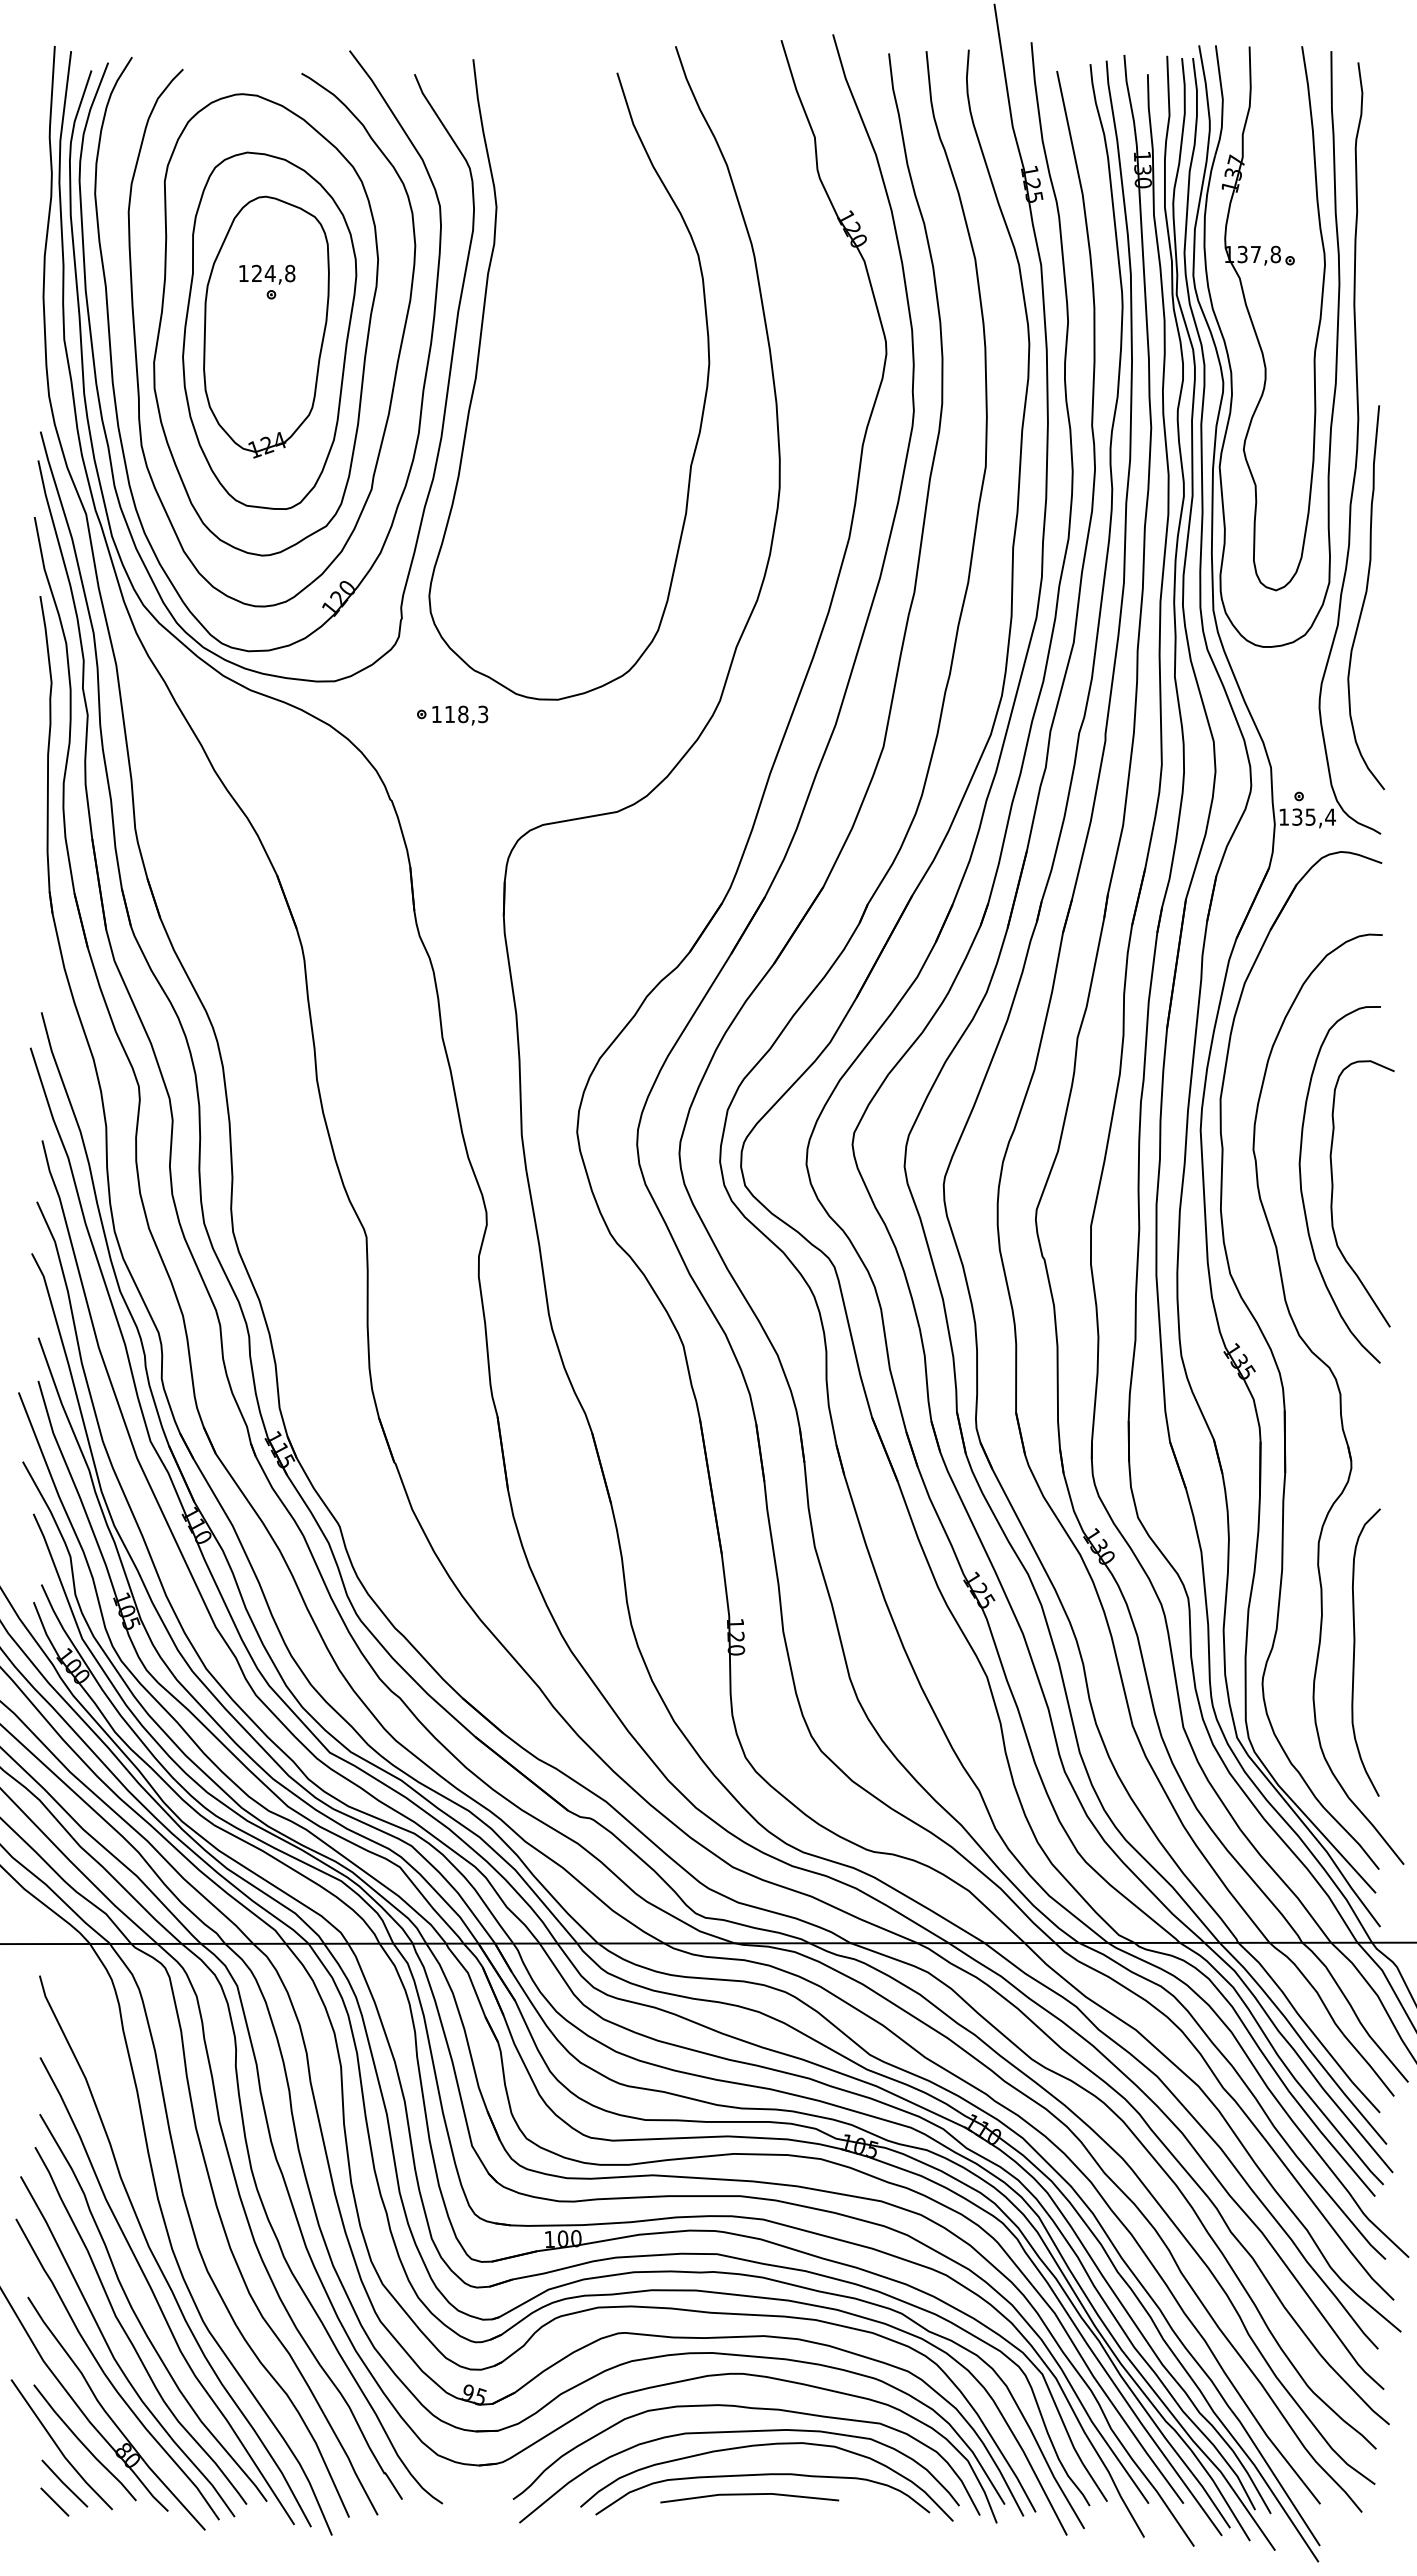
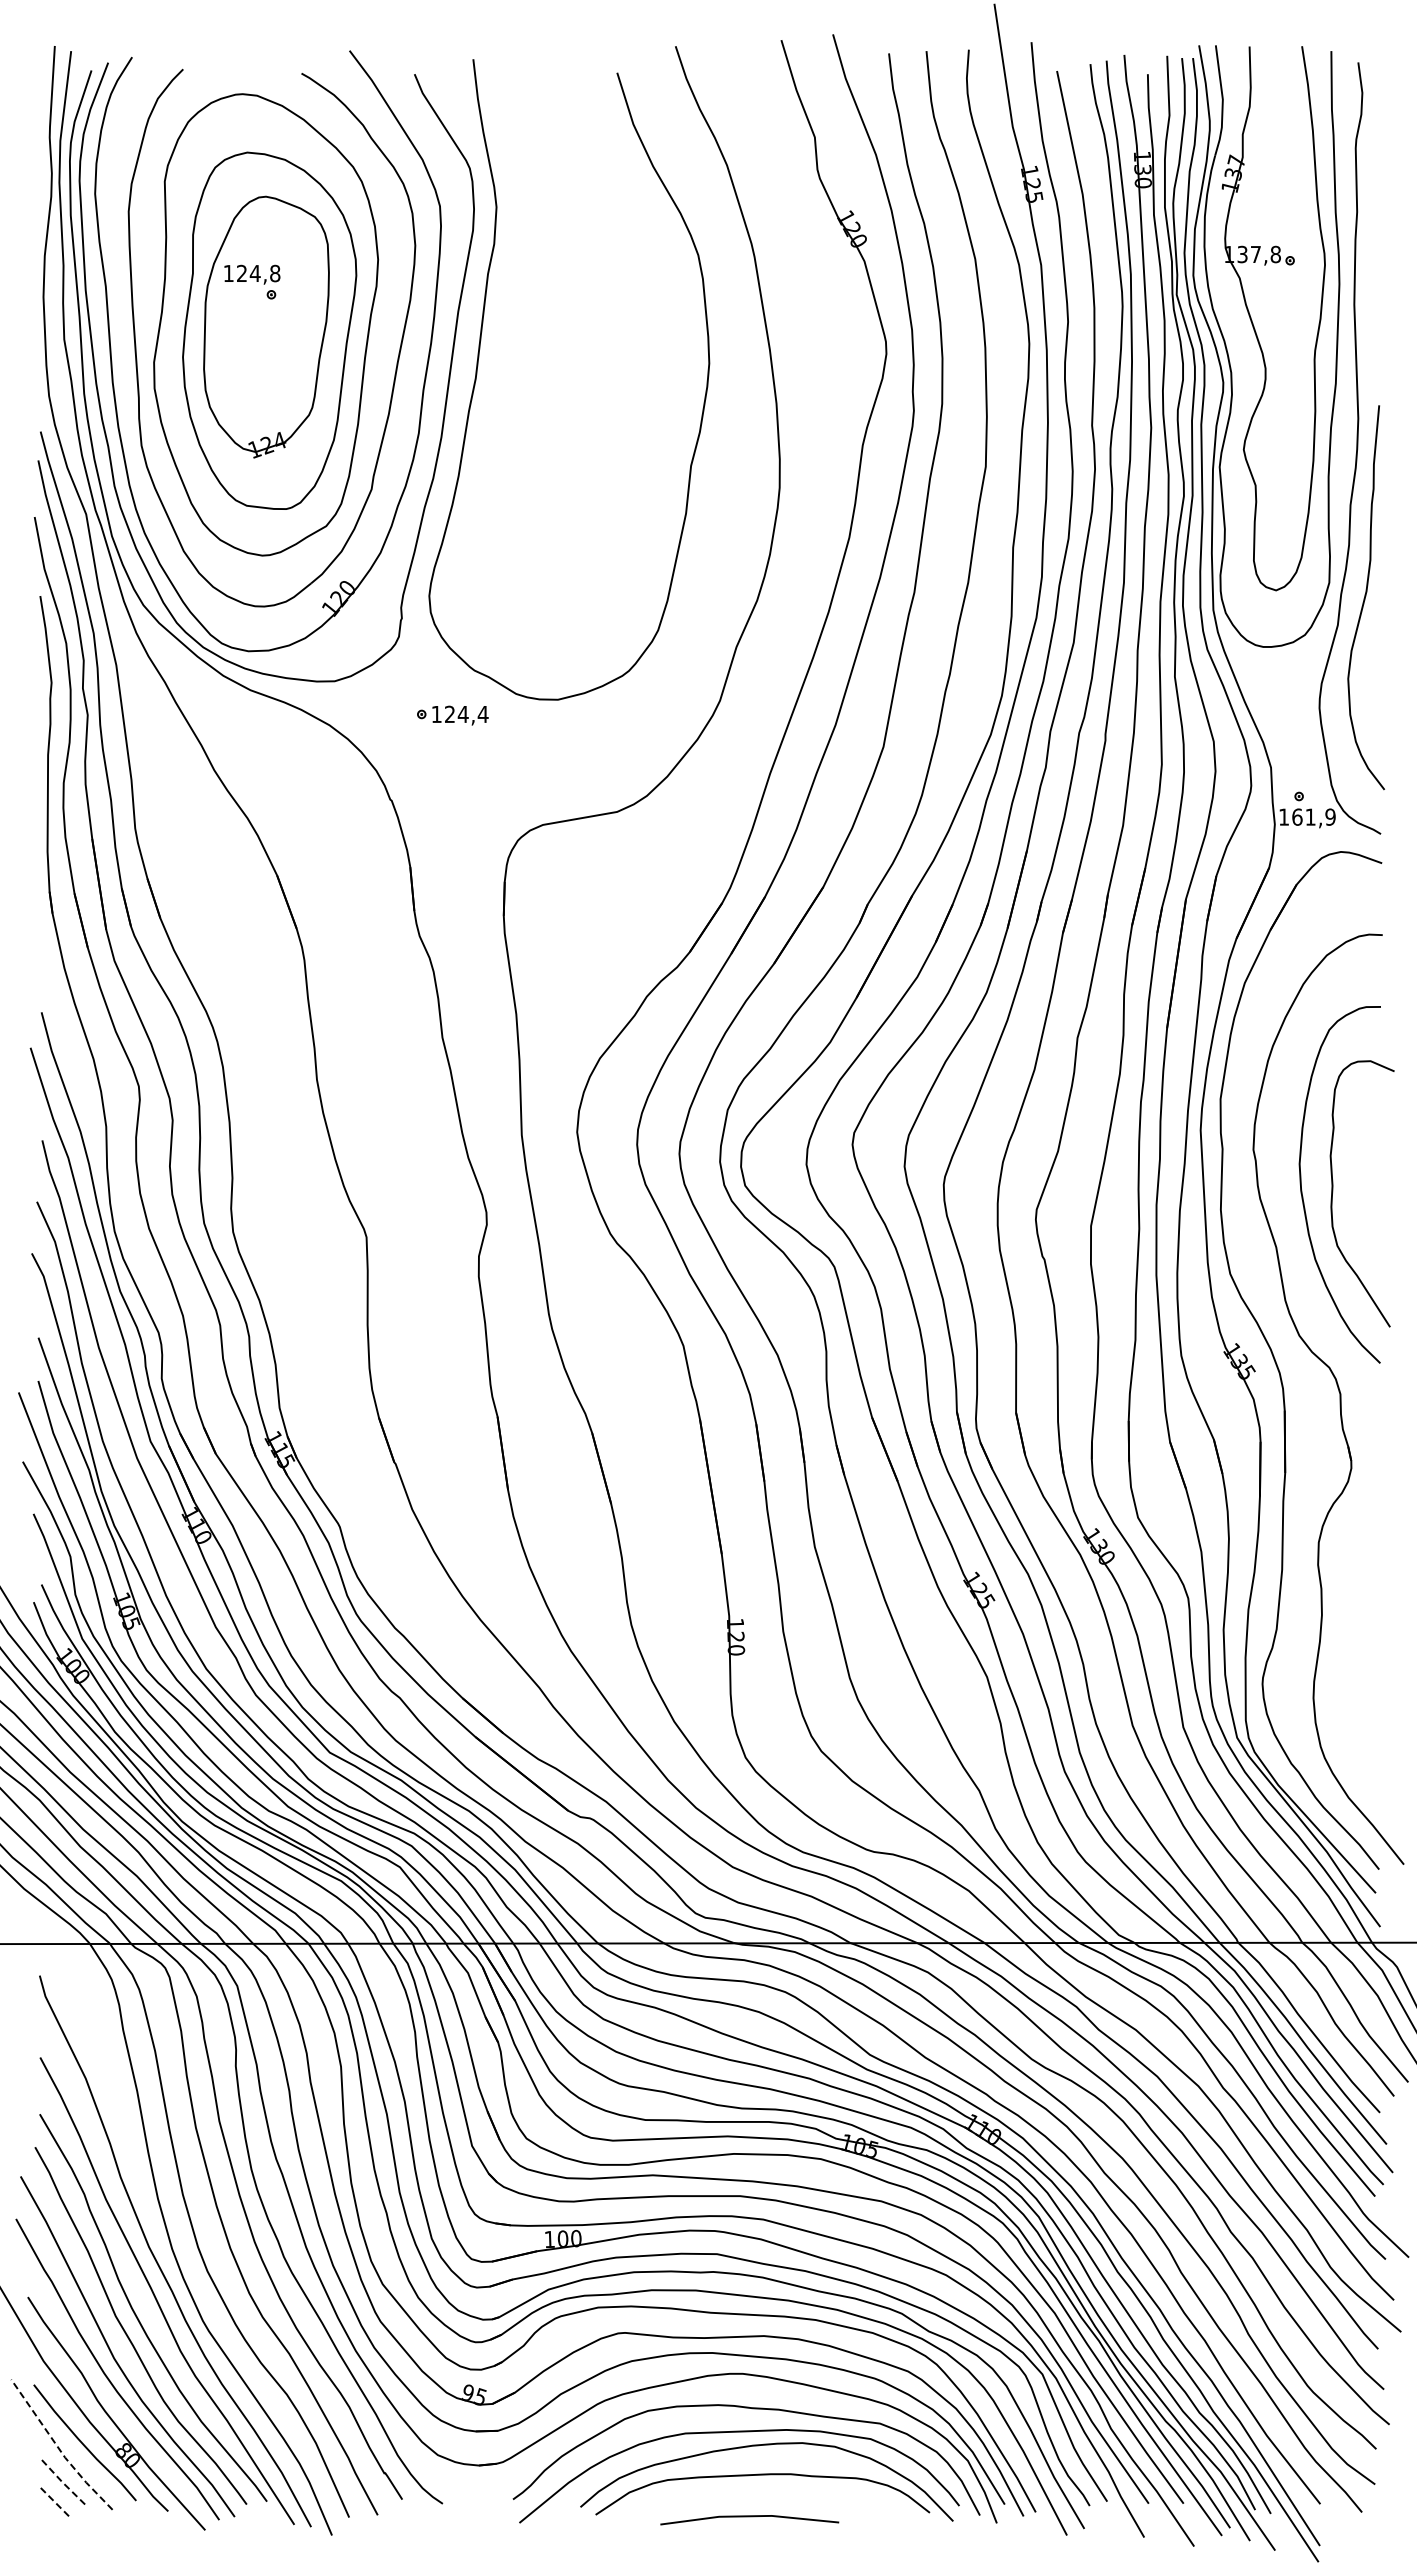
text position: (267, 274) -> (252, 274) (252, 274)
text: 118,3 -> 124,4 (466, 714)
text: 135,4 -> 161,9 (1314, 816)
curve: present -> none (1355, 1649)
line: solid -> dashed (58, 2448)
line: solid -> dashed (63, 2483)
line position: (749, 2495) -> (749, 2517) (749, 2517)
line: solid -> dashed (54, 2501)
